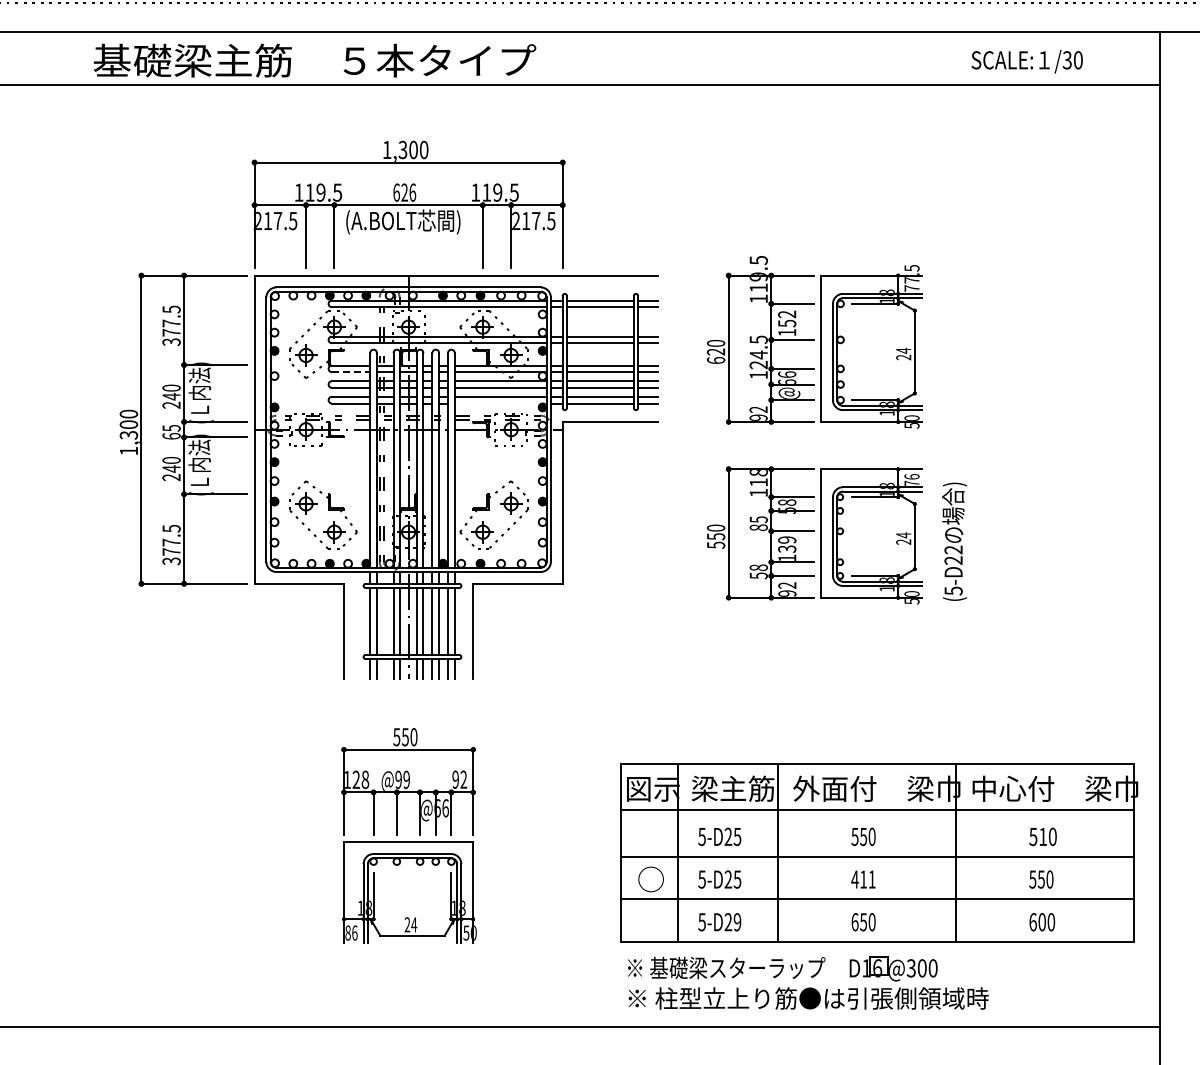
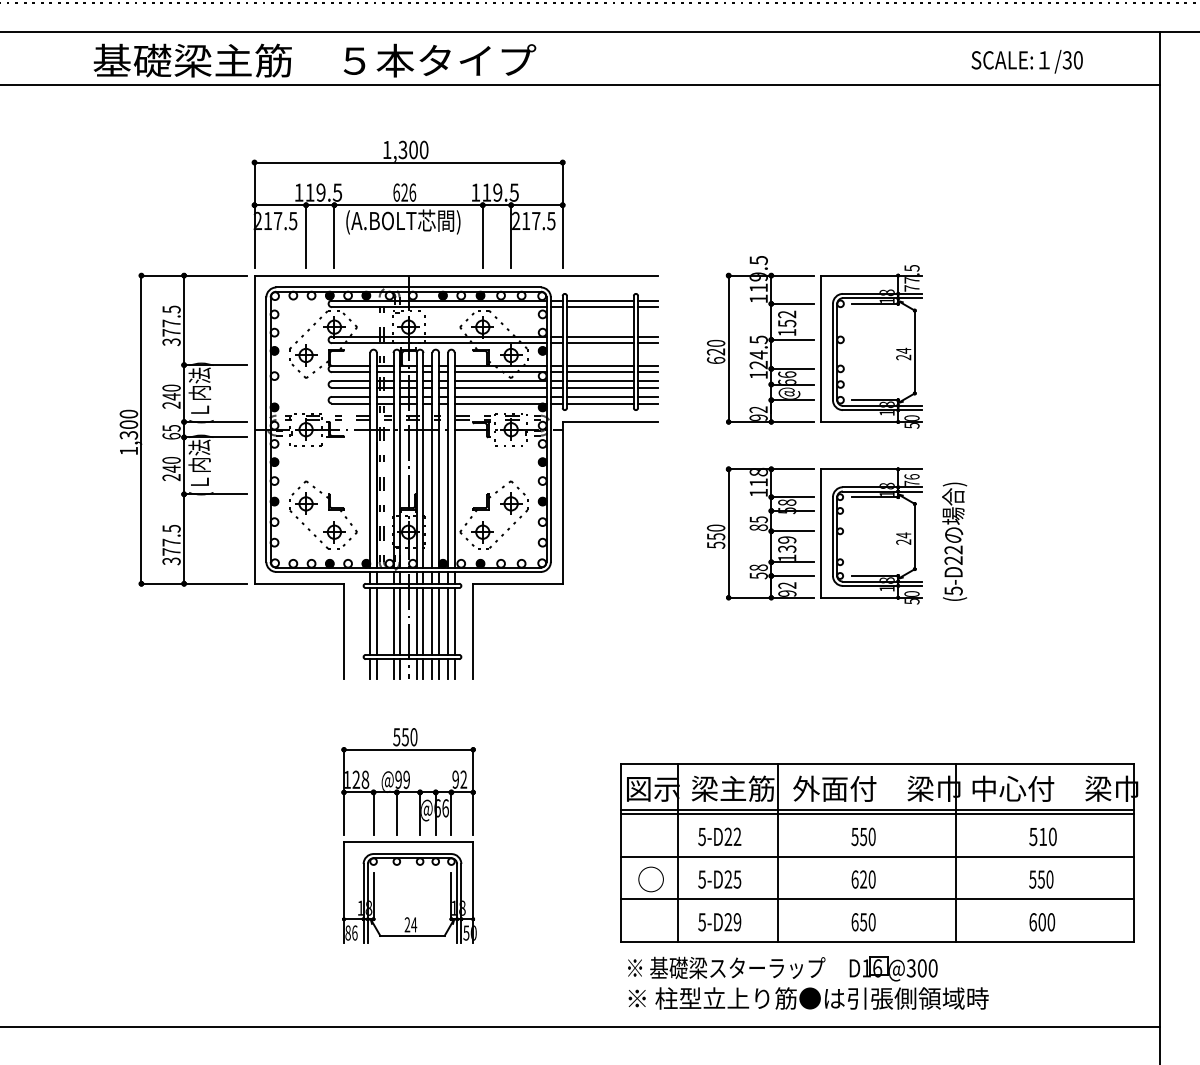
line: dashed -> solid (351, 372)
line: none -> present (500, 403)
line: none -> present (876, 813)
text: 5-D25 -> 5-D22 (737, 836)
text: 411 -> 620 (863, 879)
